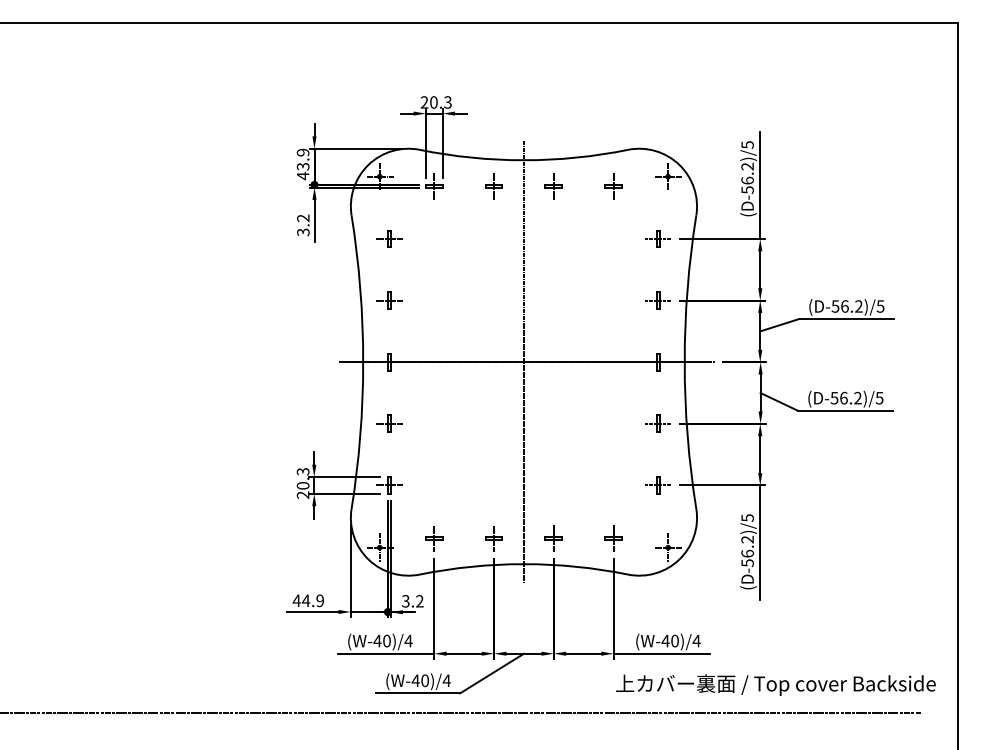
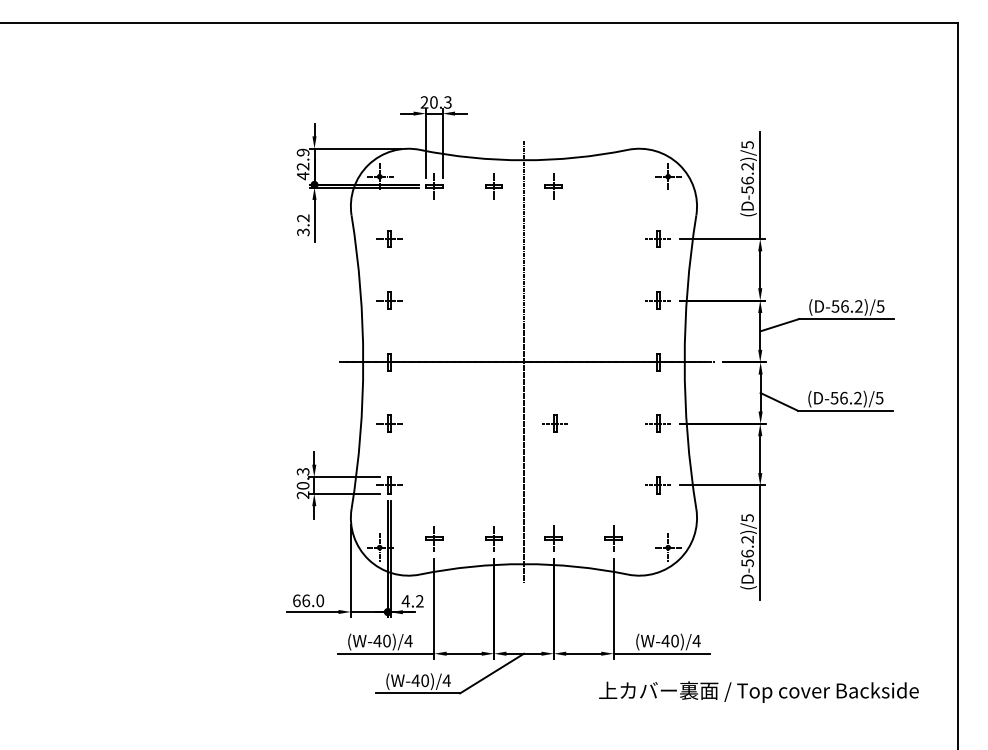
text: 43.9 -> 42.9 (303, 166)
part: present -> none (613, 186)
part: none -> present (554, 423)
text: 44.9 -> 66.0 (308, 600)
text: 3.2 -> 4.2 (405, 601)
text position: (775, 684) -> (758, 691) (758, 691)
line: present -> none (461, 713)
